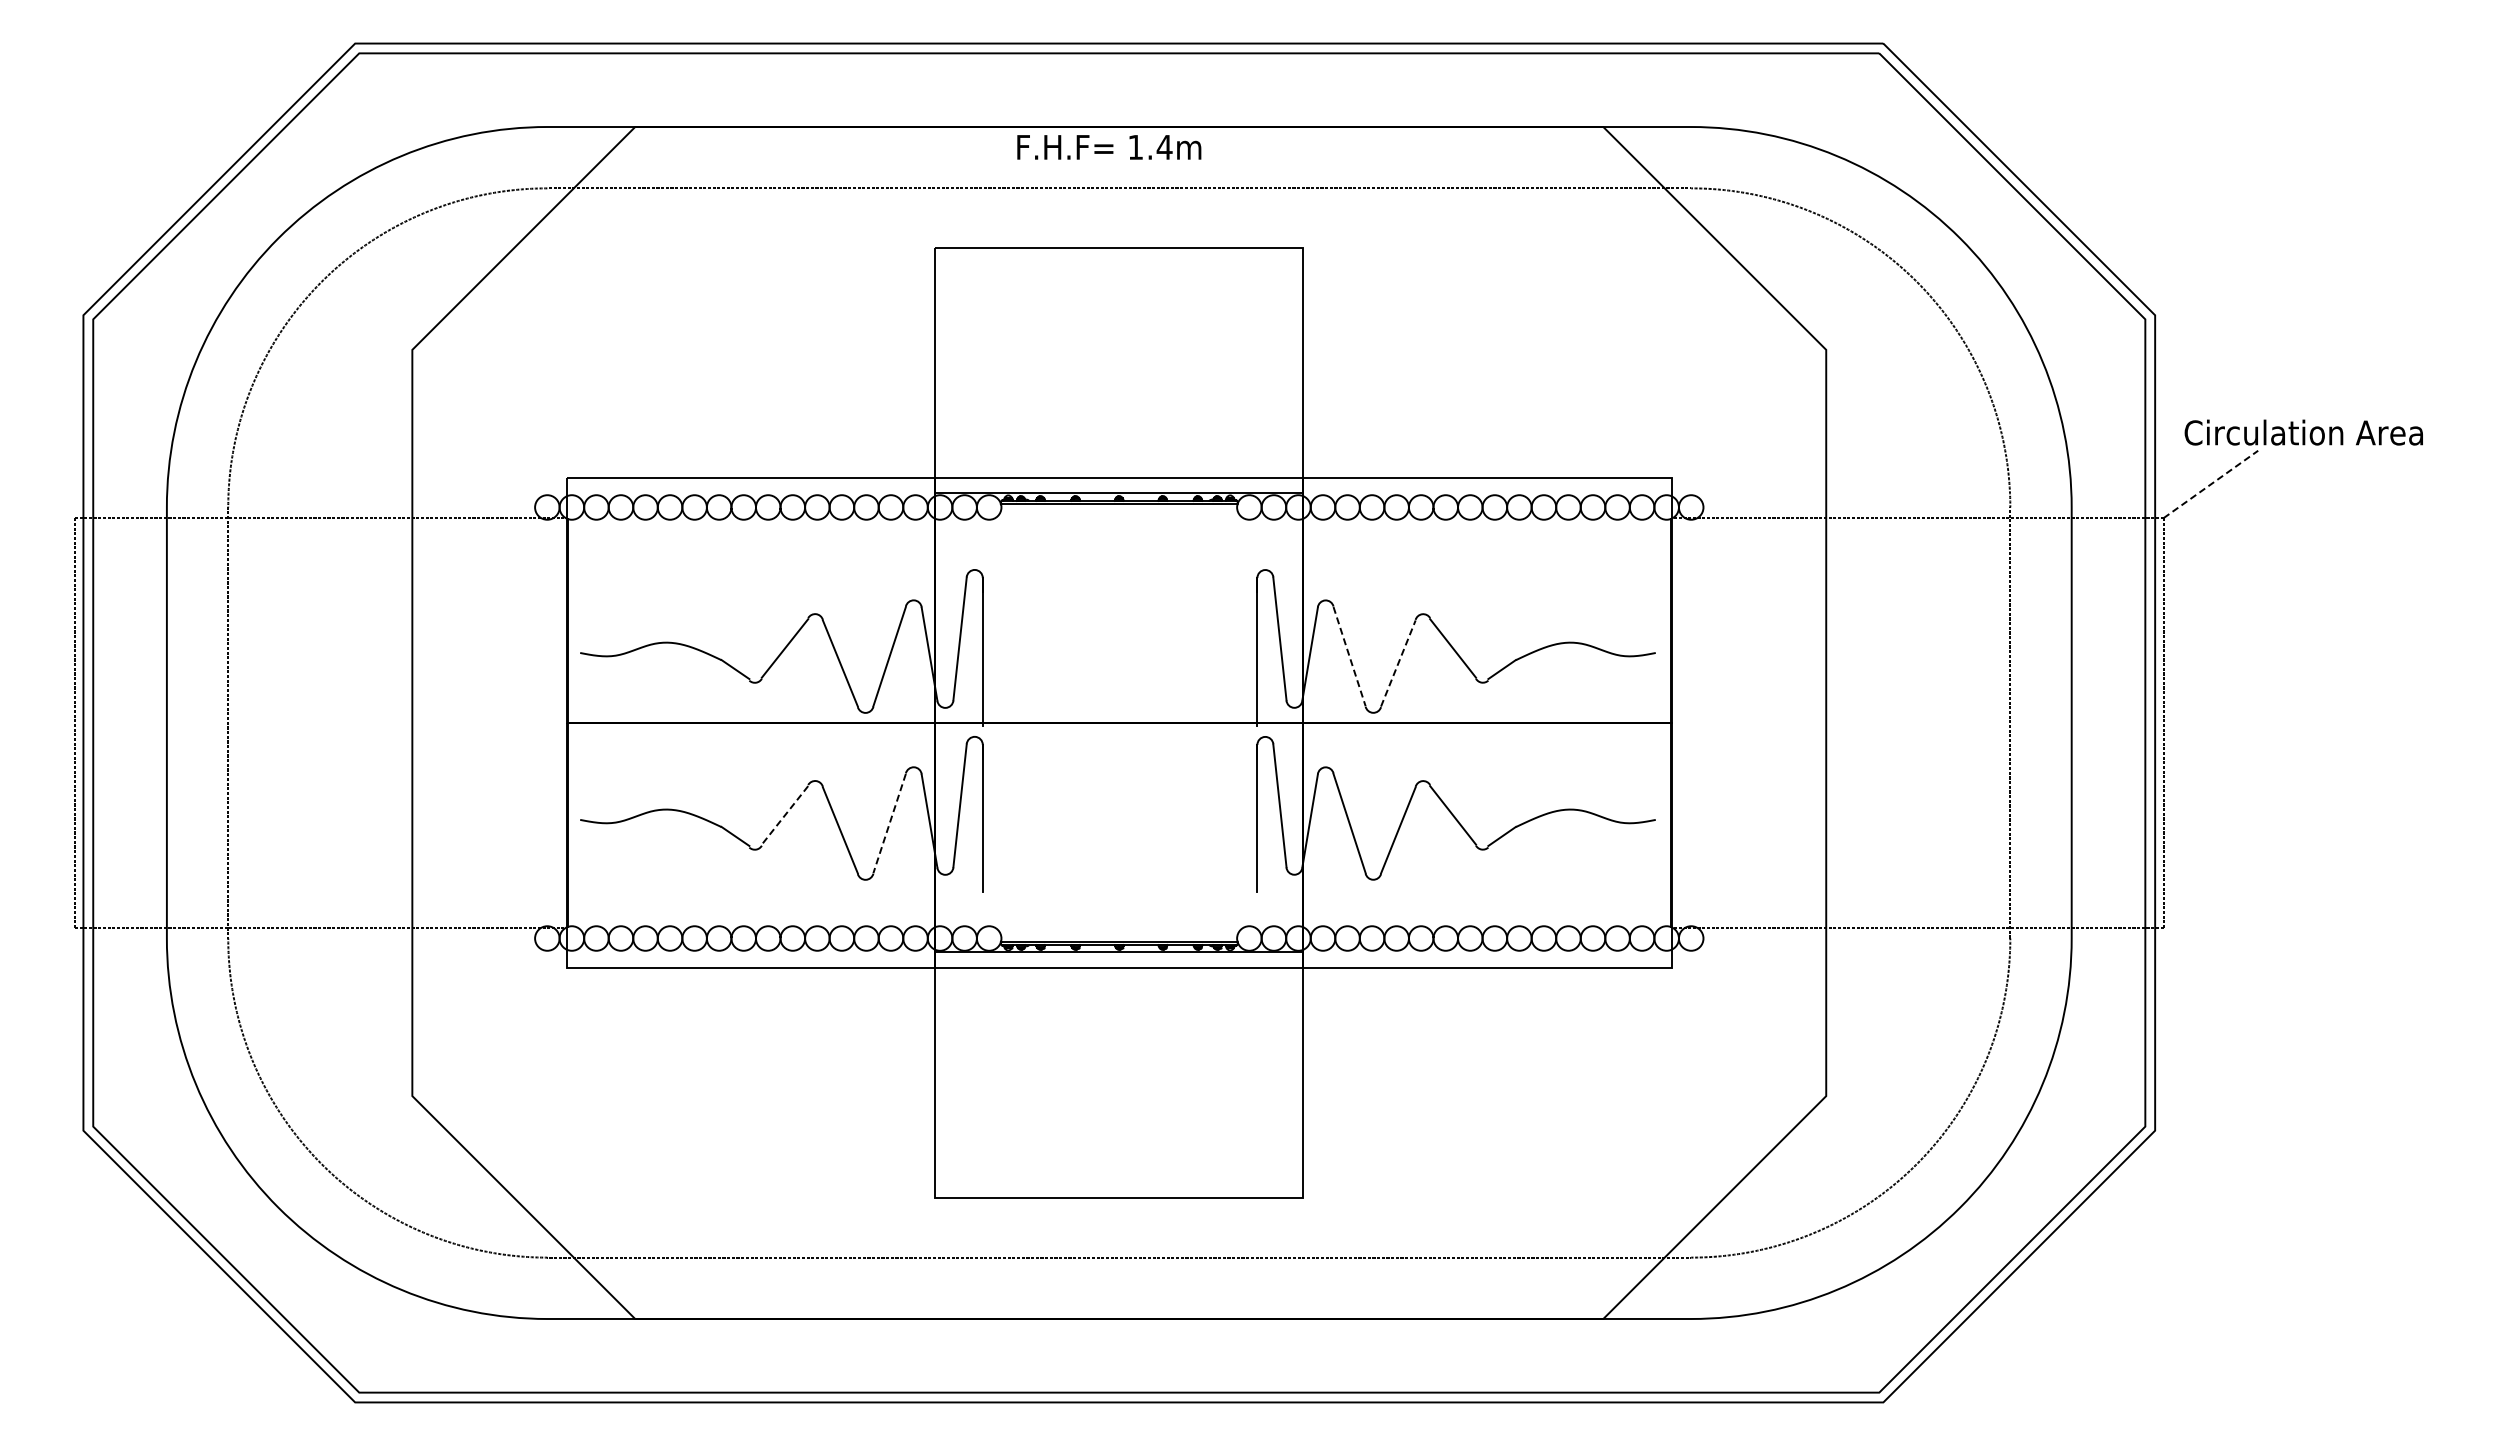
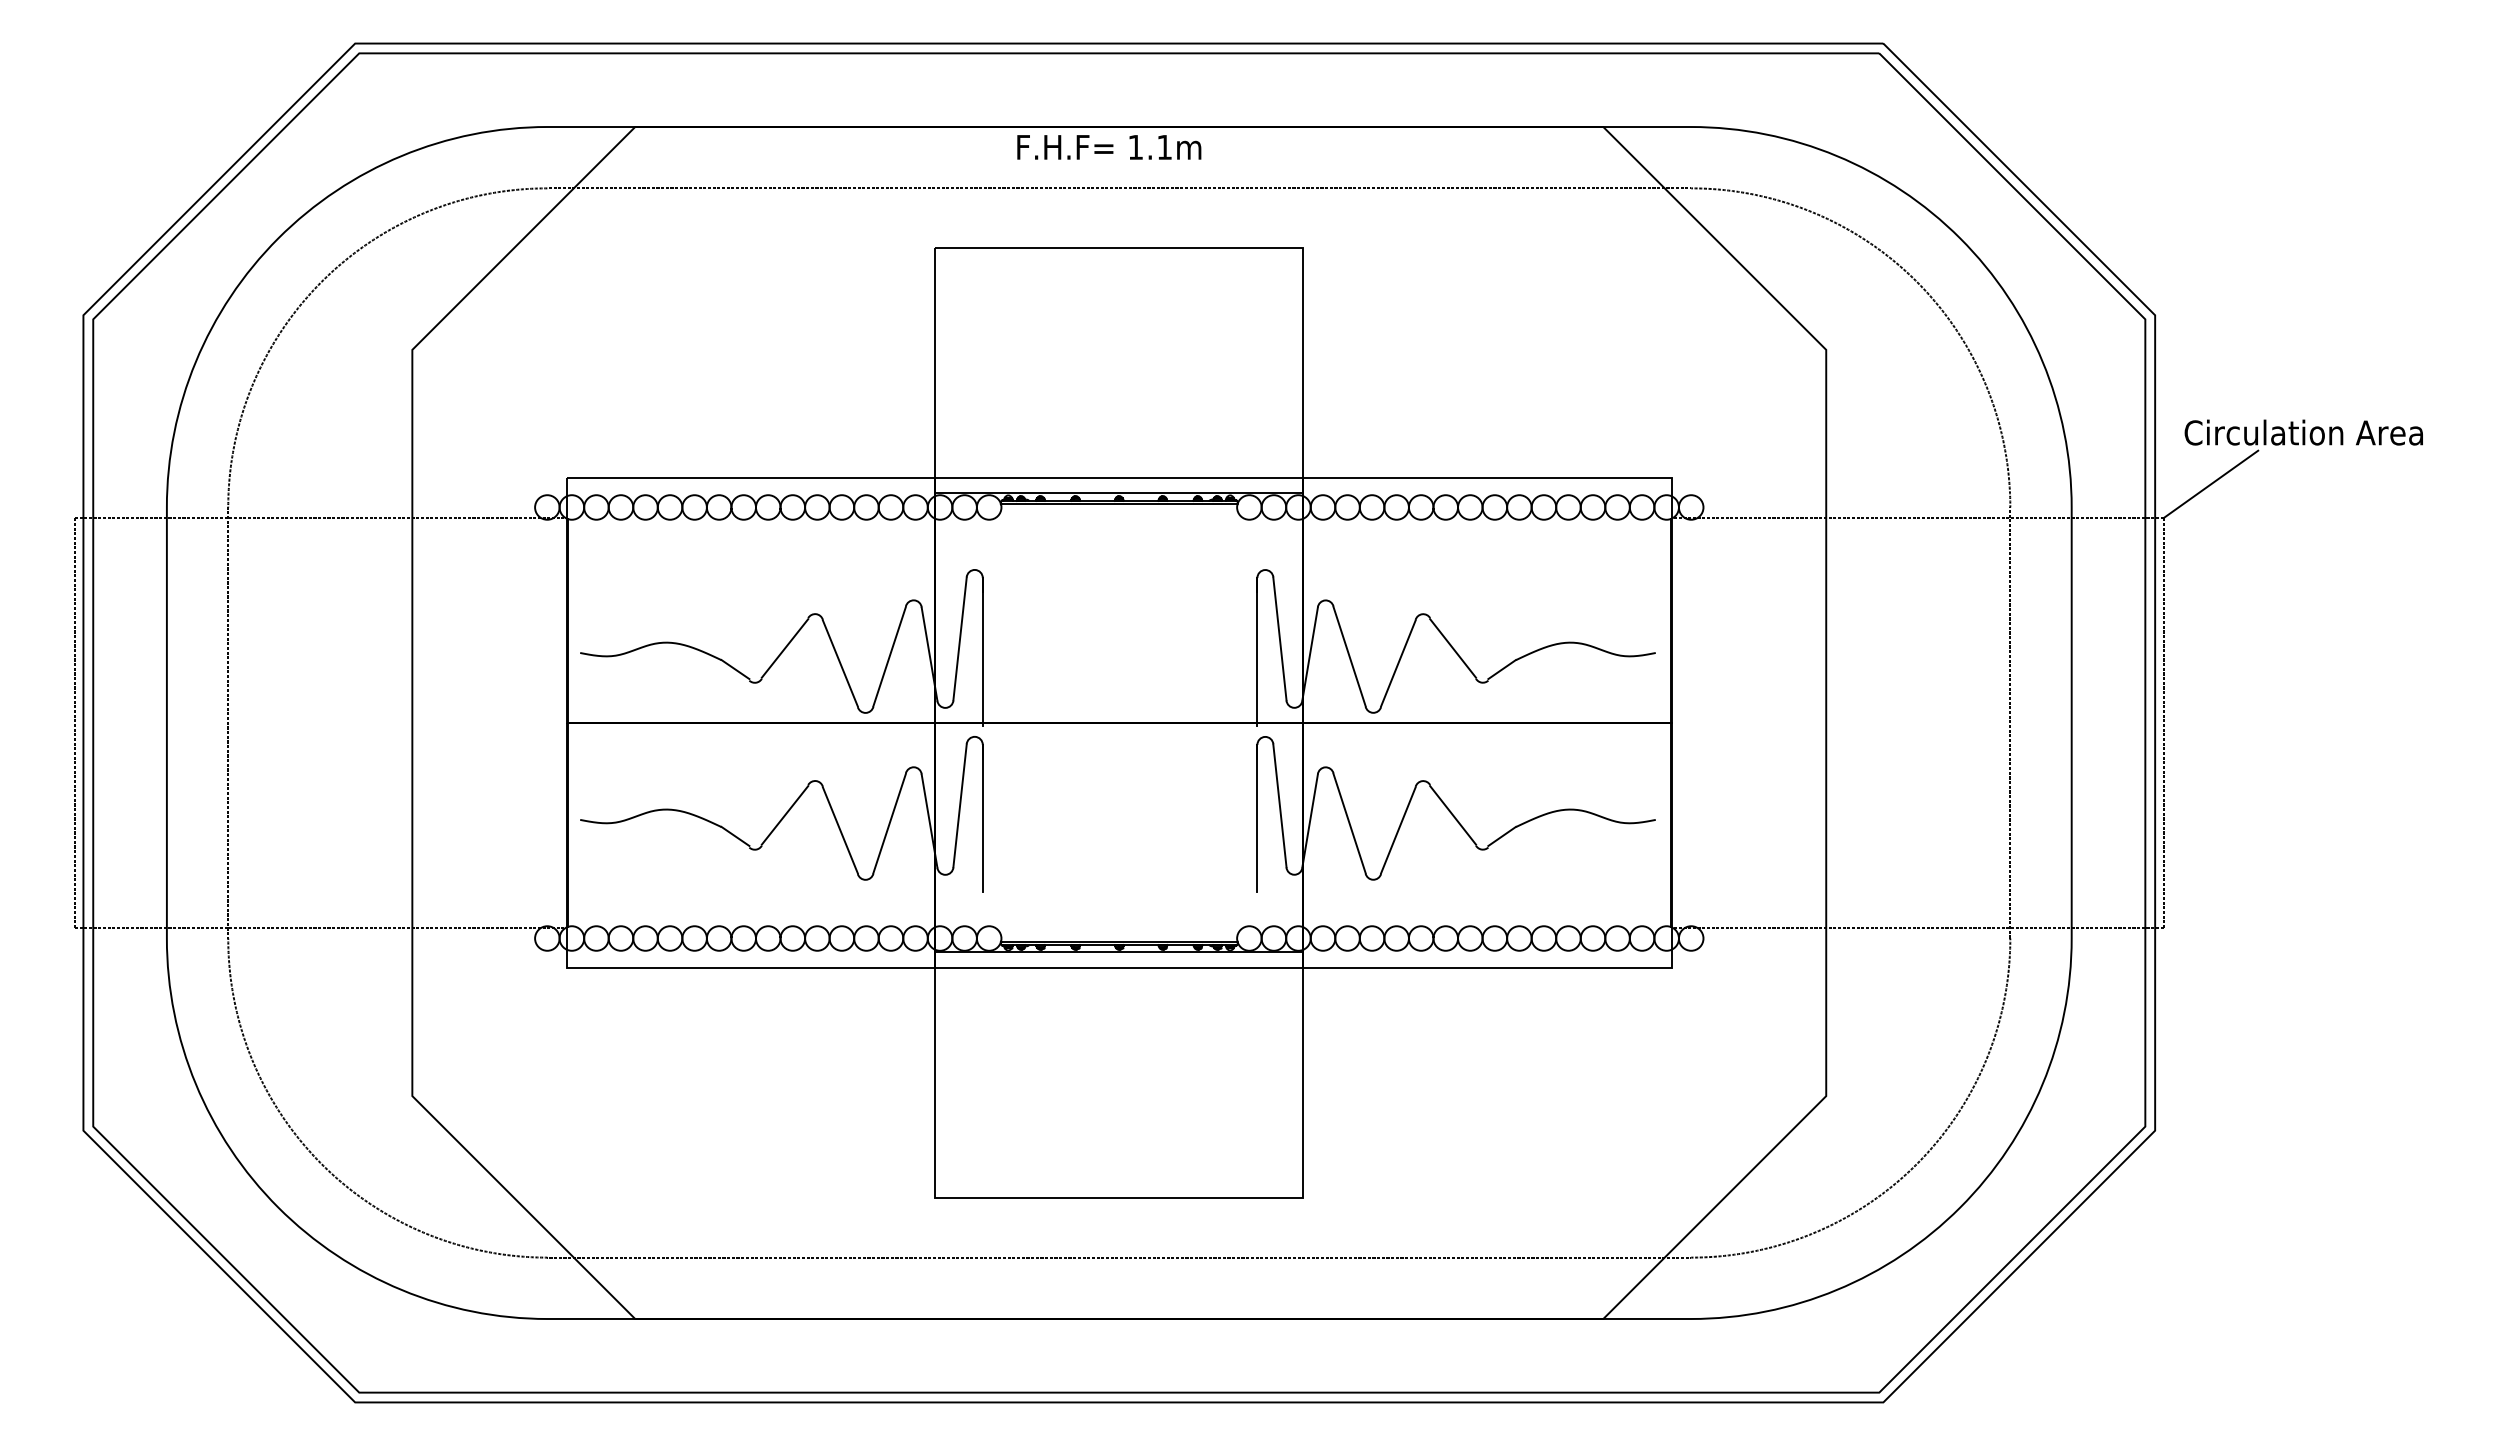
text: 1.4m -> 1.1m (1164, 147)
line: dashed -> solid (2211, 484)
line: dashed -> solid (1349, 657)
line: dashed -> solid (1398, 663)
line: dashed -> solid (784, 815)
line: dashed -> solid (889, 824)
